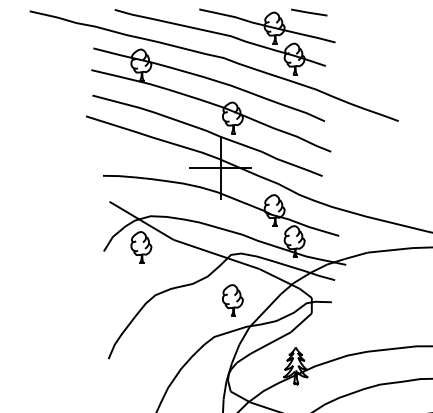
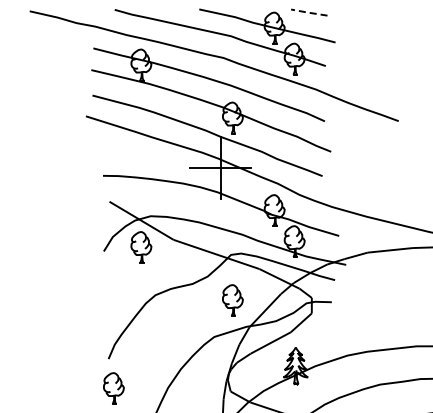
line: solid -> dashed (308, 12)
part: none -> present (113, 388)
